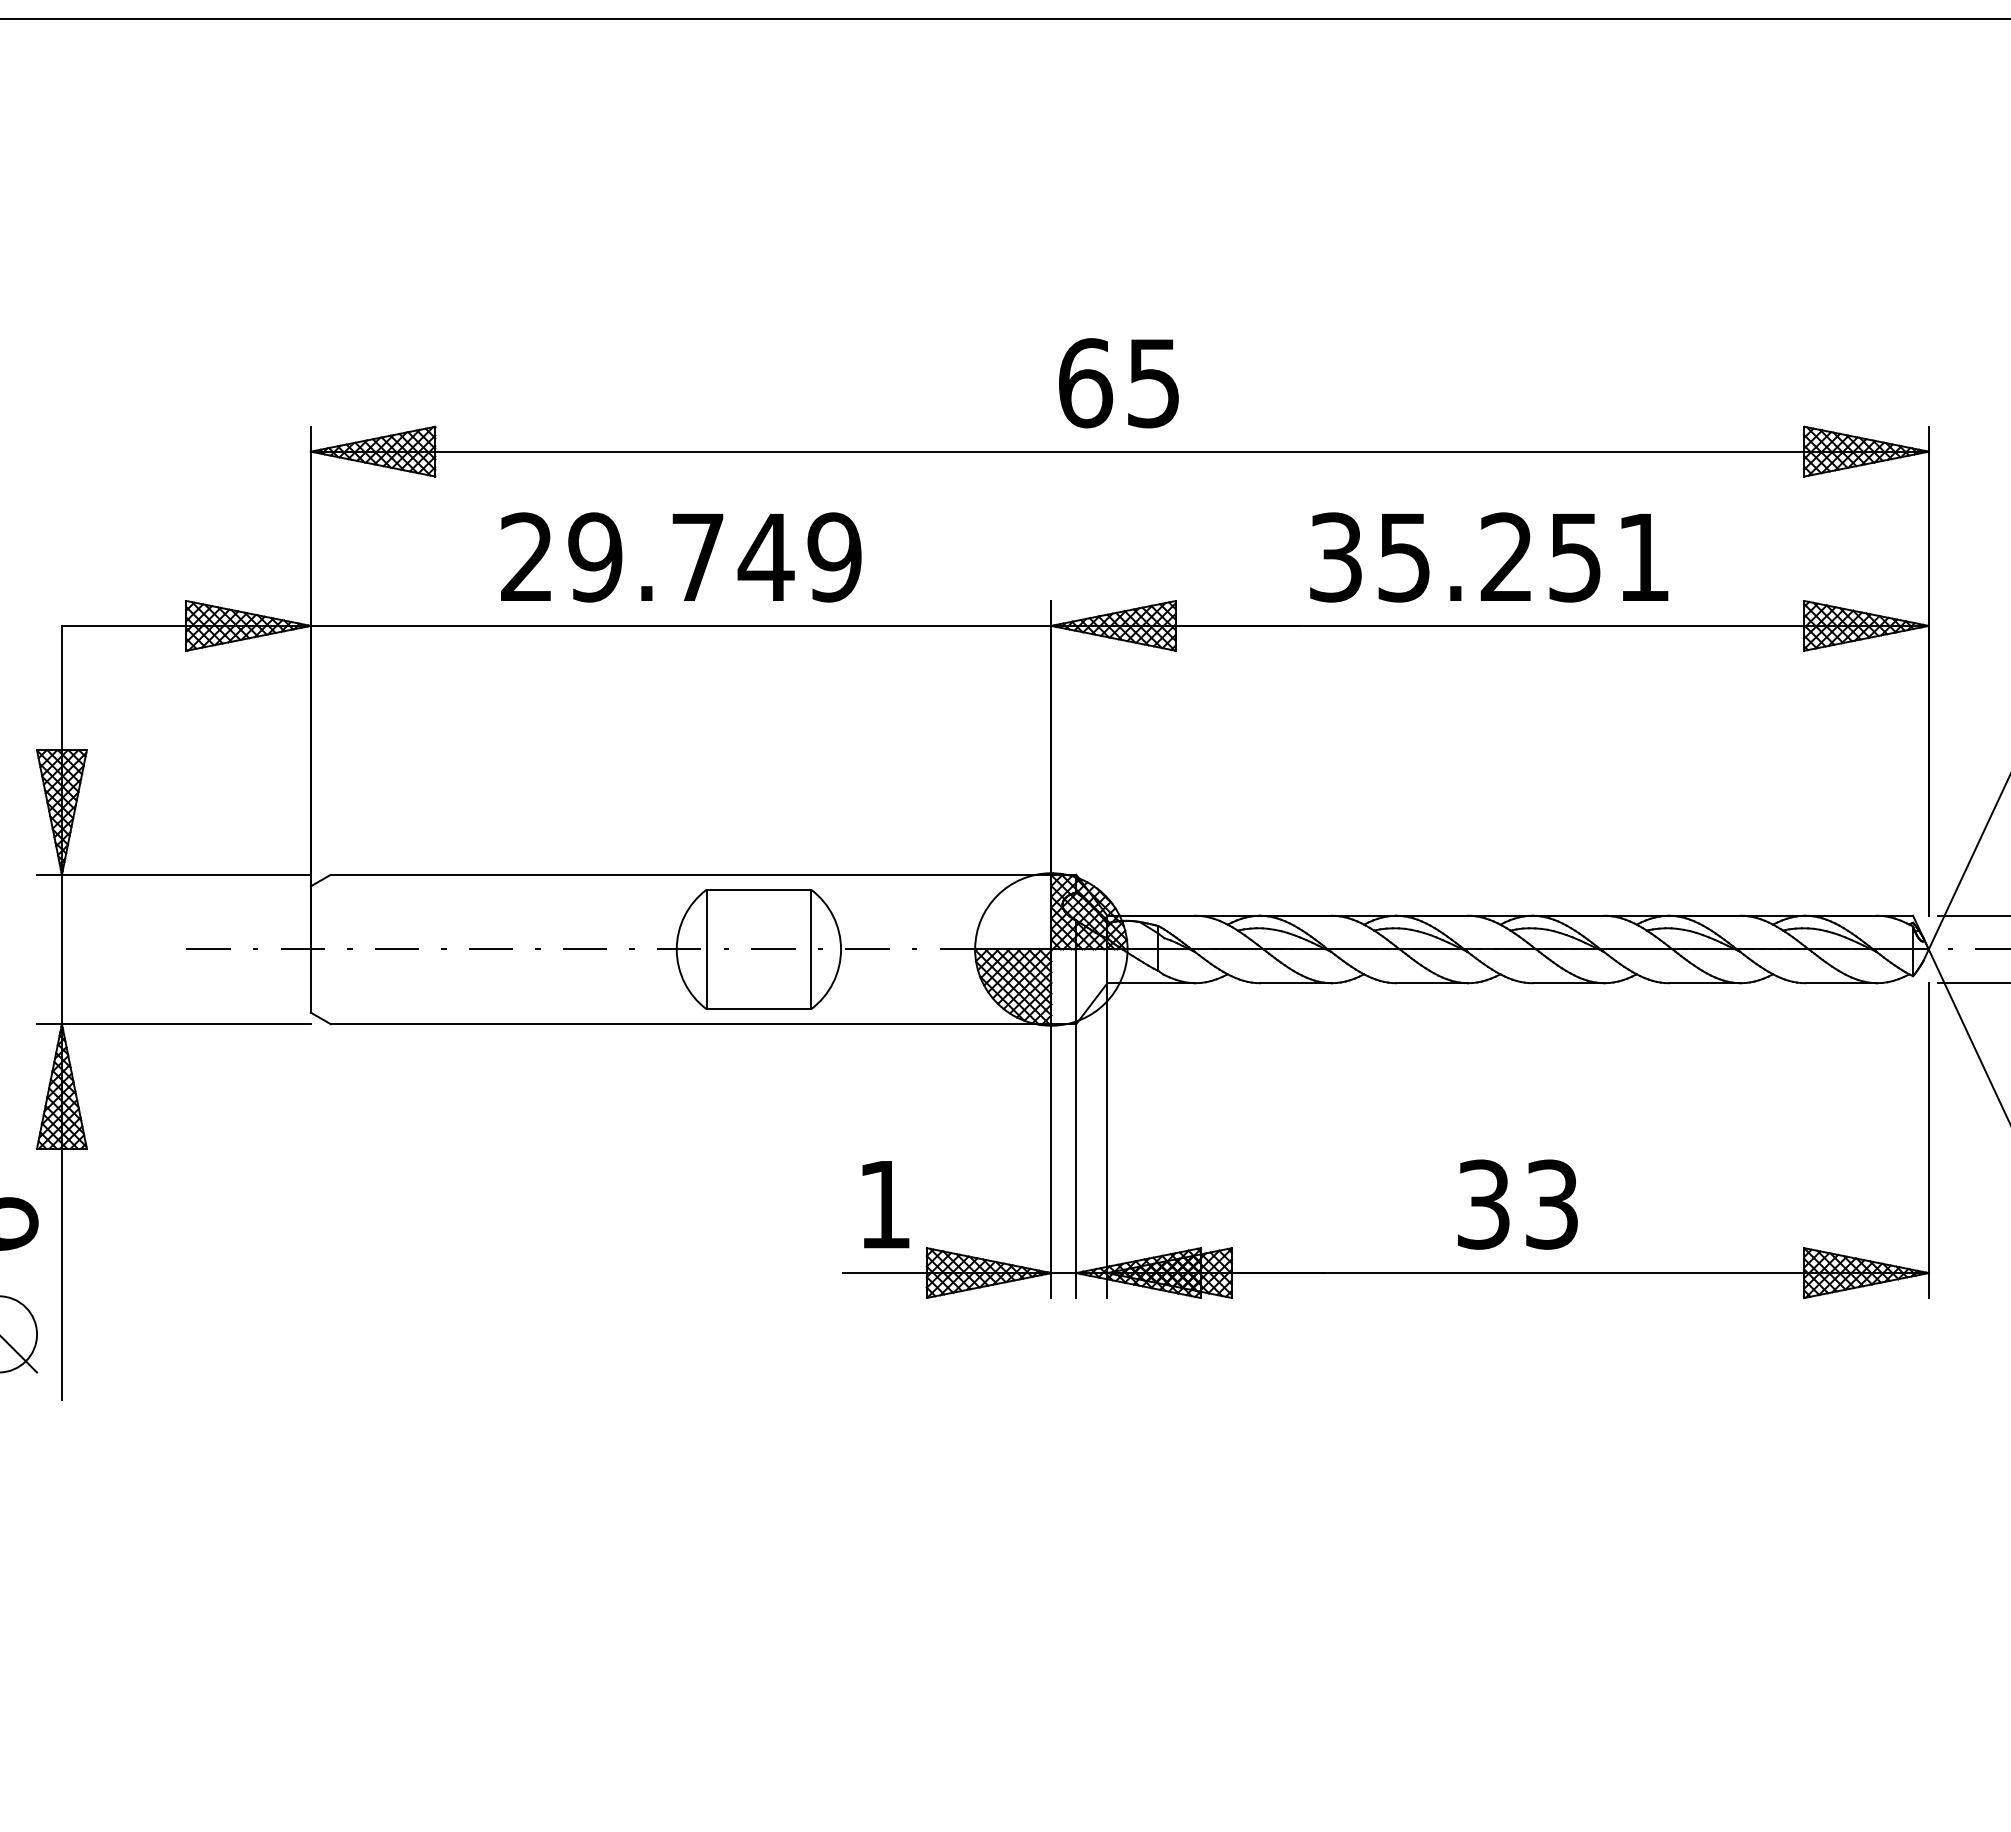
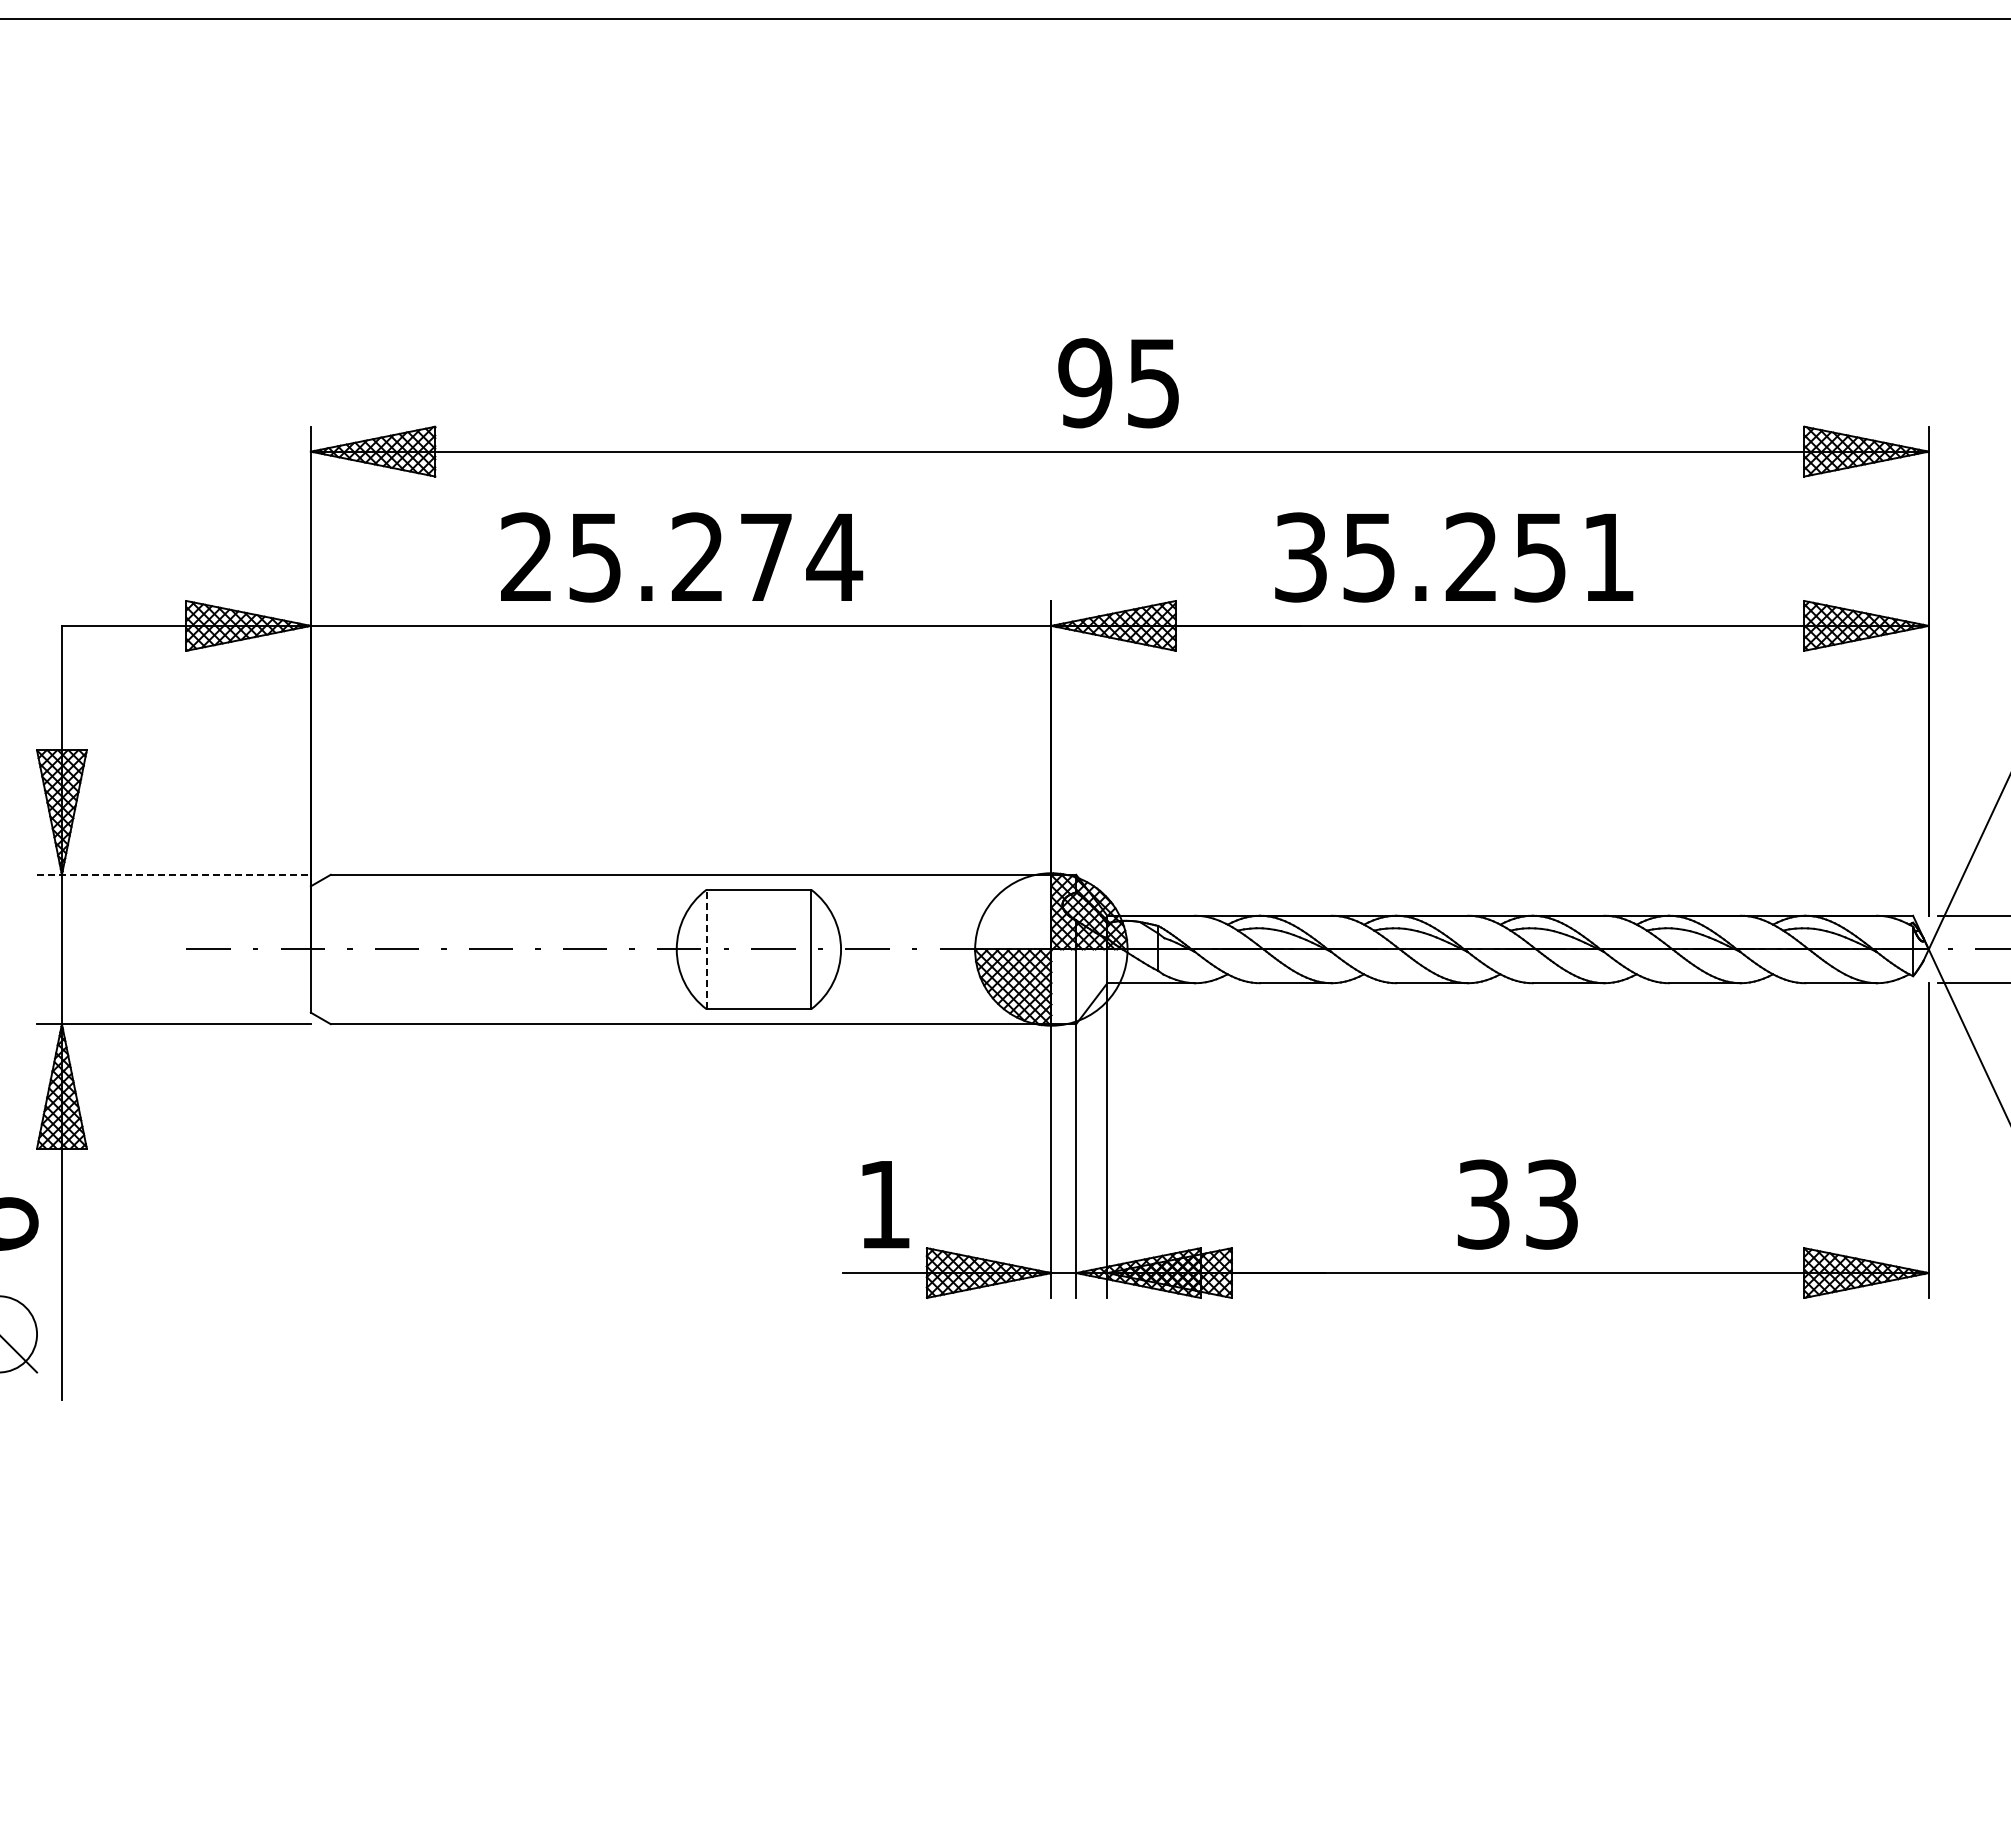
text: 65 -> 95 (1085, 383)
text: 29.749 -> 25.274 (715, 557)
text position: (1489, 557) -> (1454, 557) (1454, 557)
line: solid -> dashed (173, 874)
line: solid -> dashed (706, 949)
